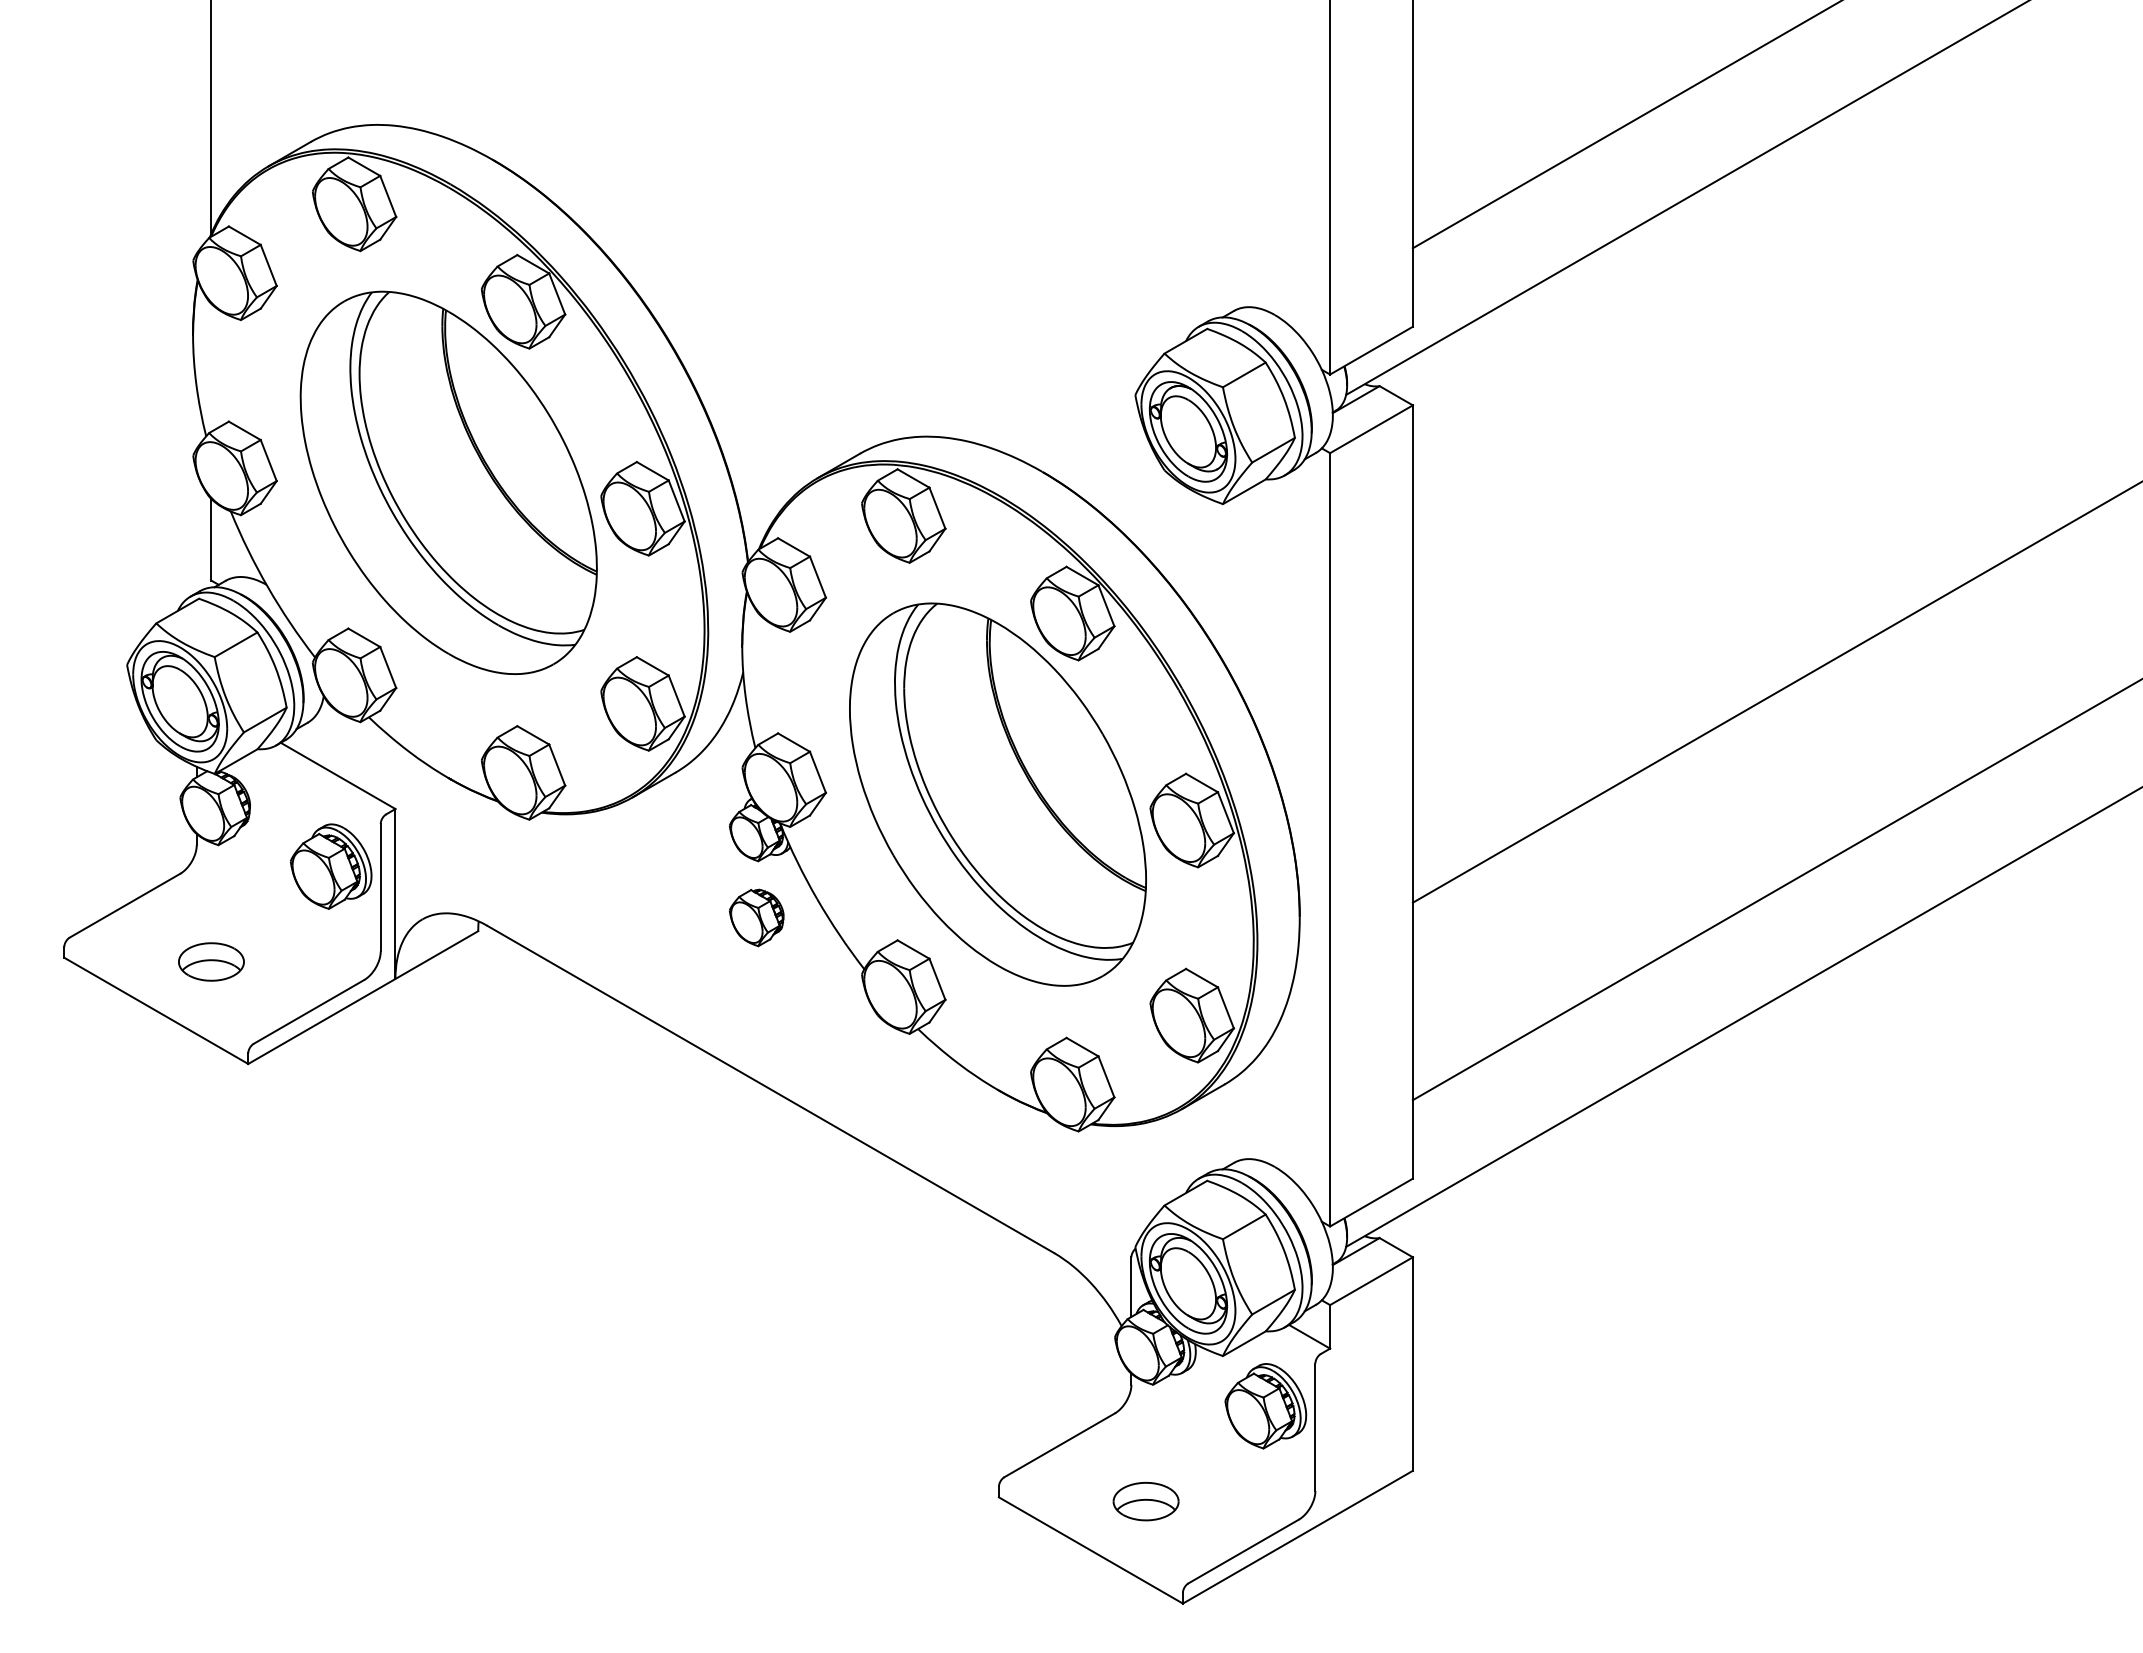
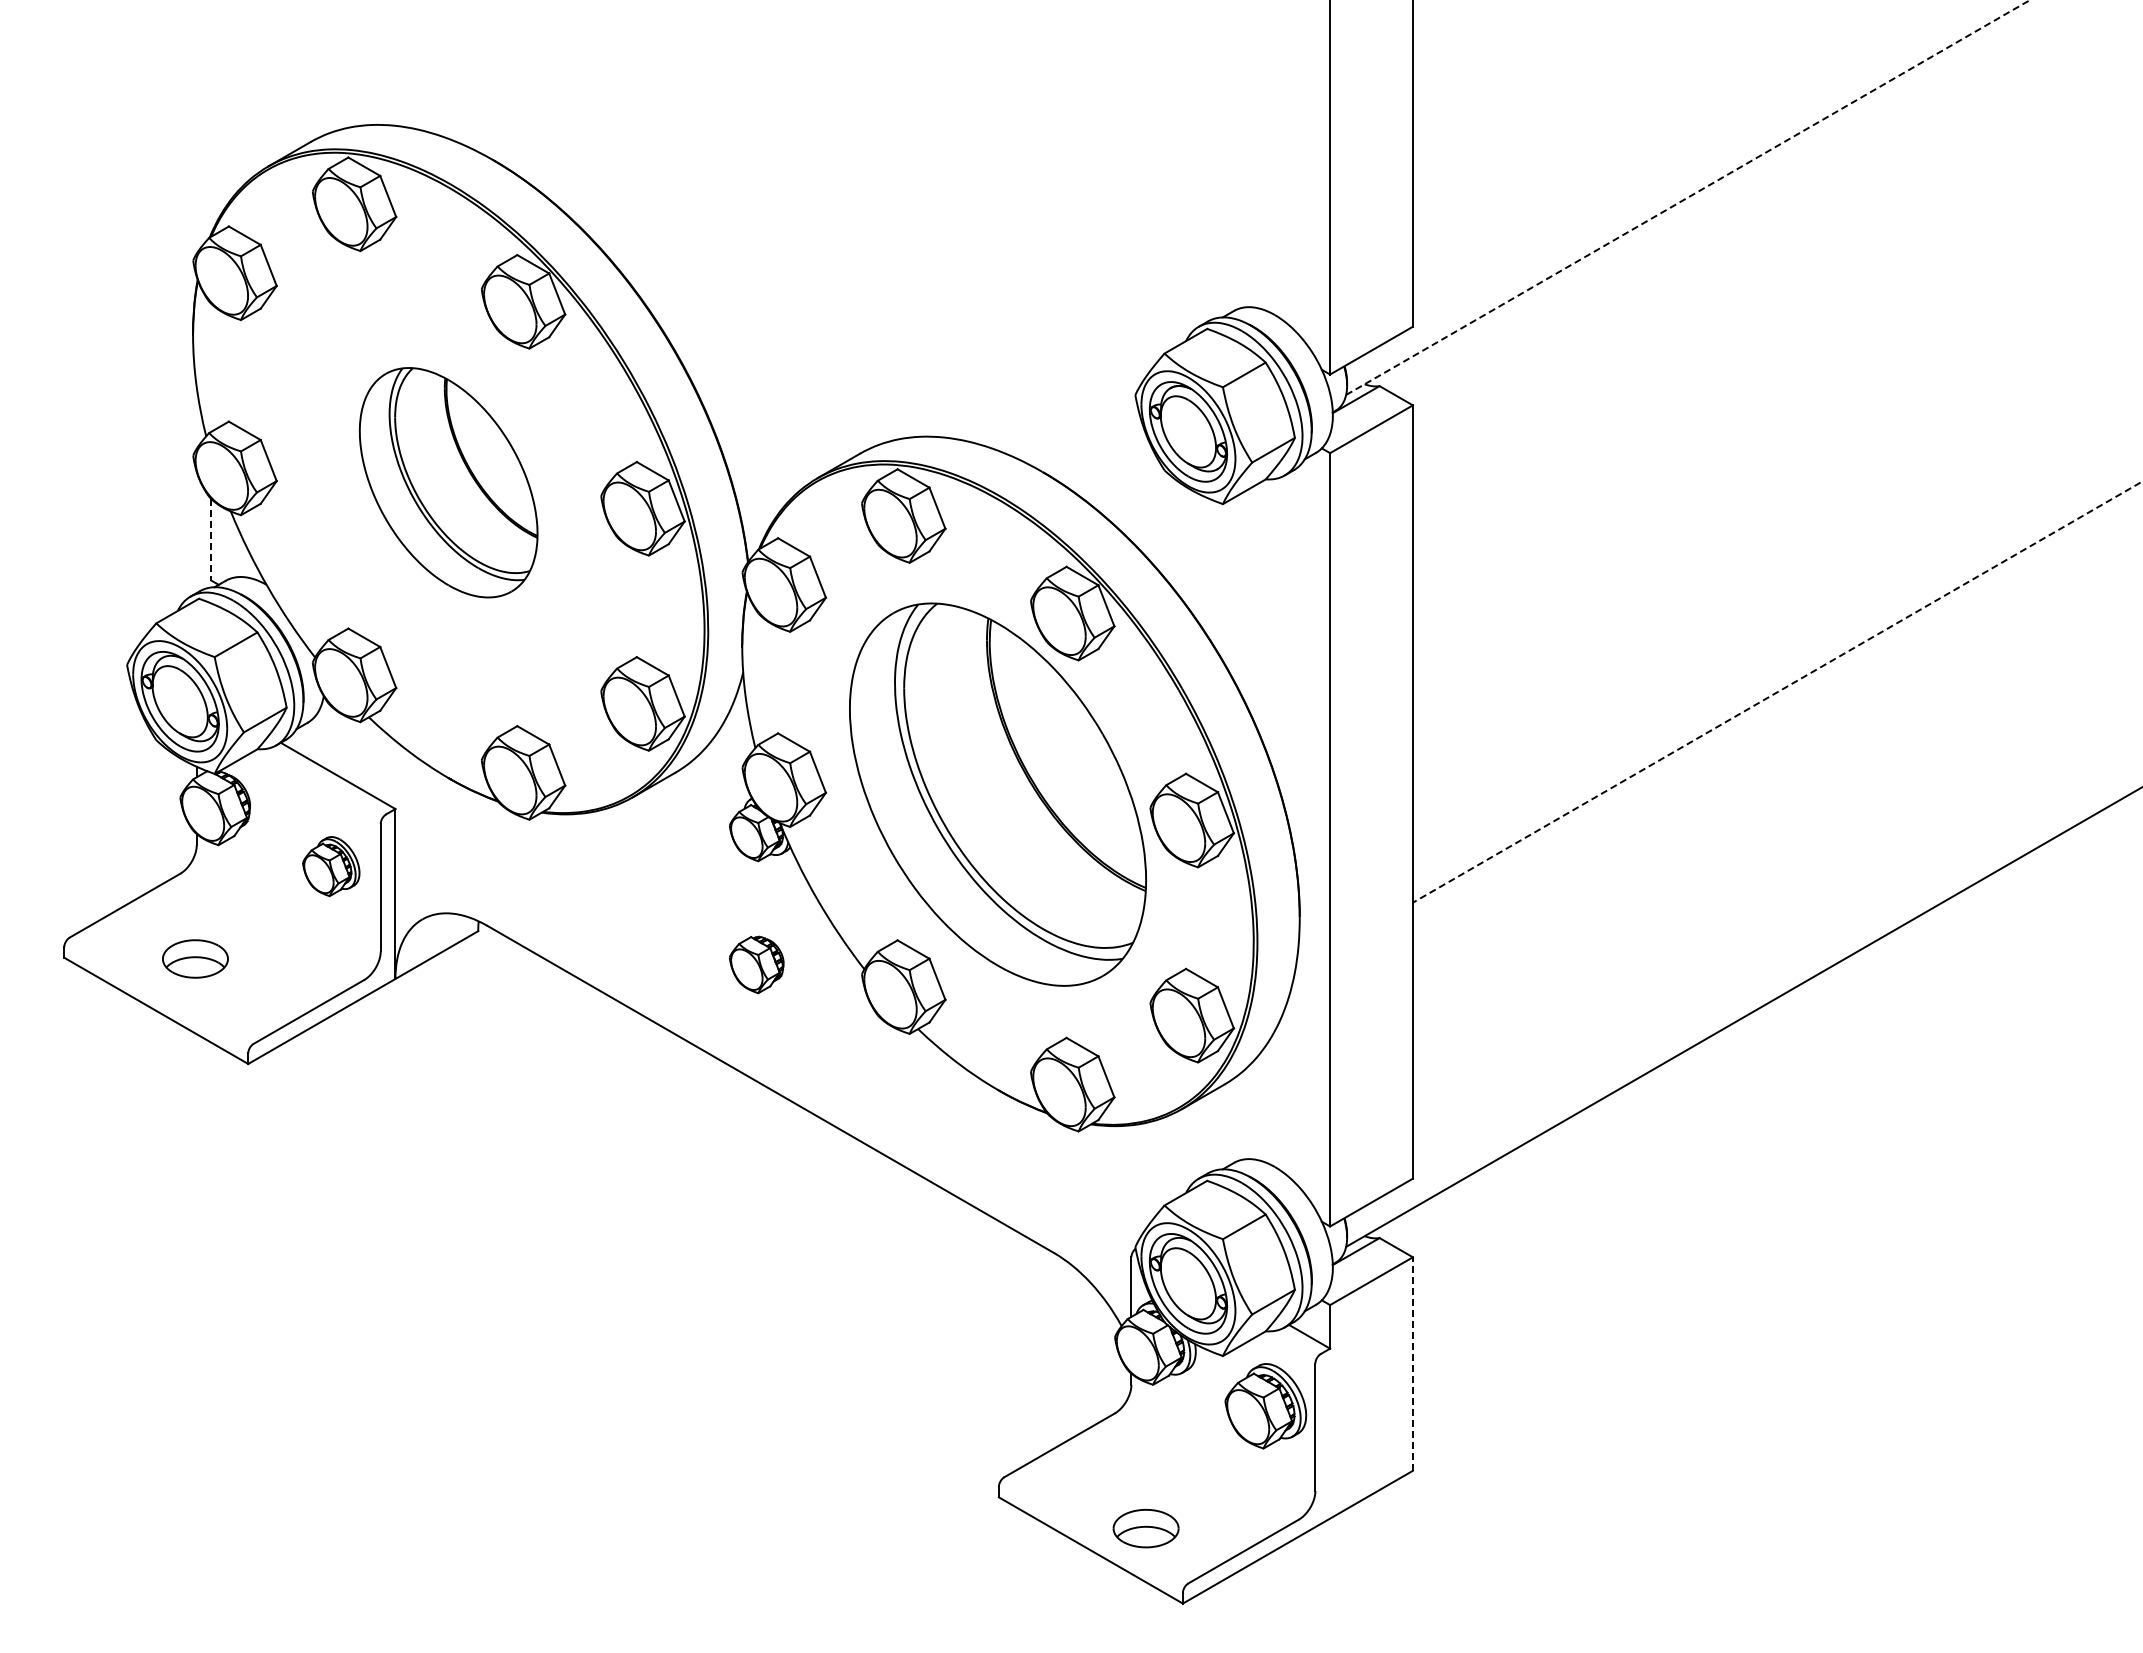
line: present -> none (211, 117)
line: present -> none (1625, 125)
line: solid -> dashed (1688, 197)
part size: 299x385 px -> 181x232 px (448, 482)
line: solid -> dashed (211, 539)
line: solid -> dashed (1777, 692)
part size: 83x87 px -> 59x62 px (331, 866)
line: present -> none (1775, 890)
part position: (756, 917) -> (756, 964) (756, 964)
part position: (211, 961) -> (195, 958) (195, 958)
line: solid -> dashed (1412, 1364)
part position: (1145, 1501) -> (1145, 1528) (1145, 1528)
